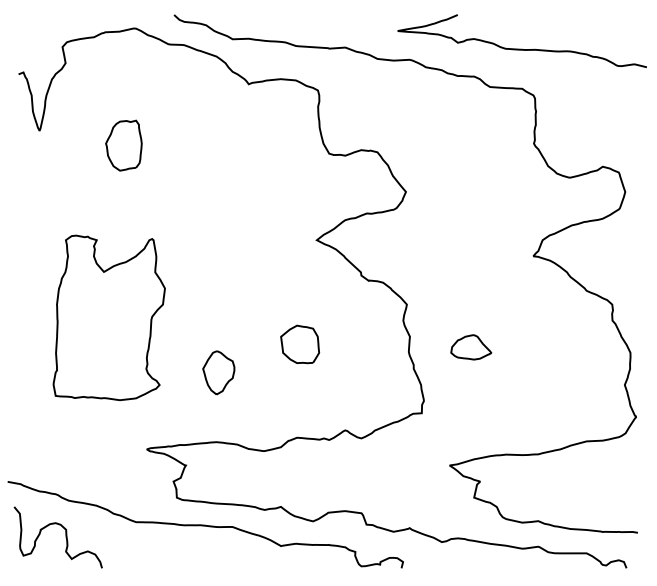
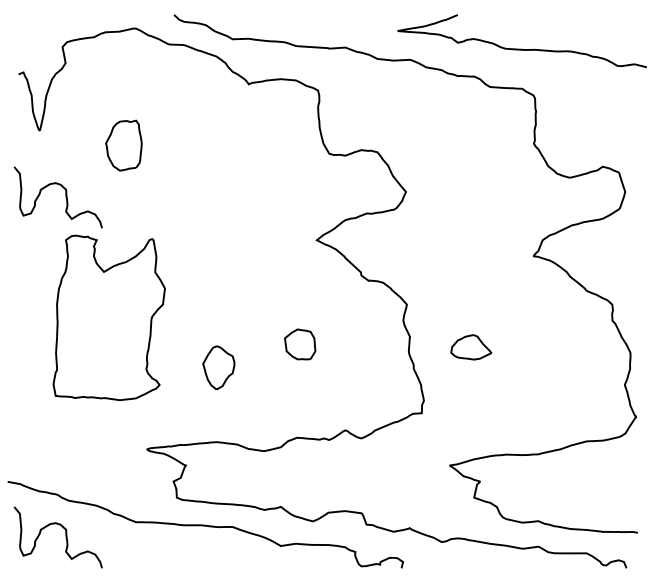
curve: none -> present (65, 197)
part size: 41x41 px -> 33x33 px (300, 344)
part position: (218, 372) -> (218, 367) (218, 367)
